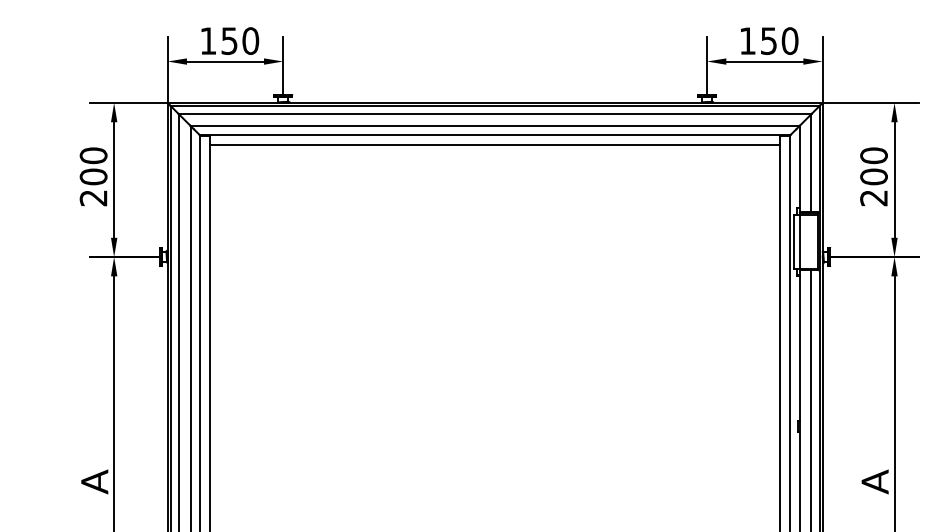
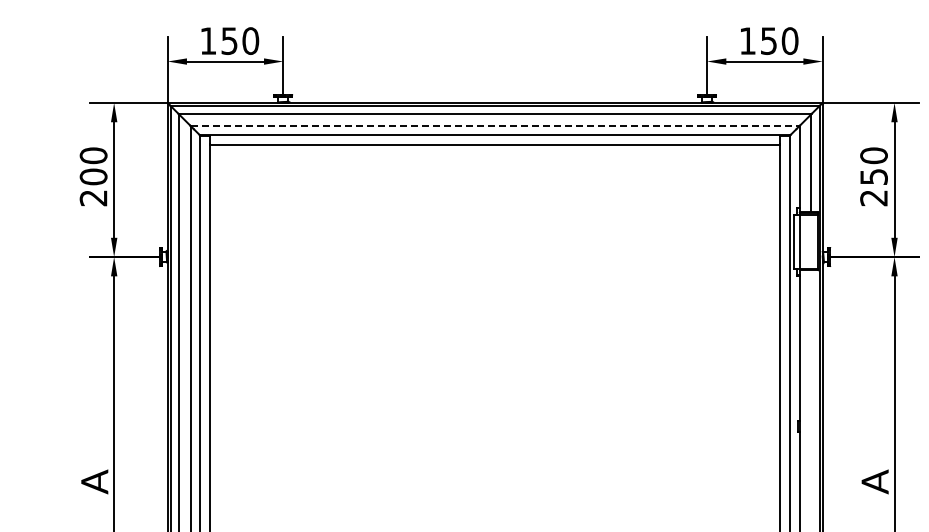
line: solid -> dashed (495, 126)
text: 200 -> 250 (873, 176)
line: present -> none (811, 399)
